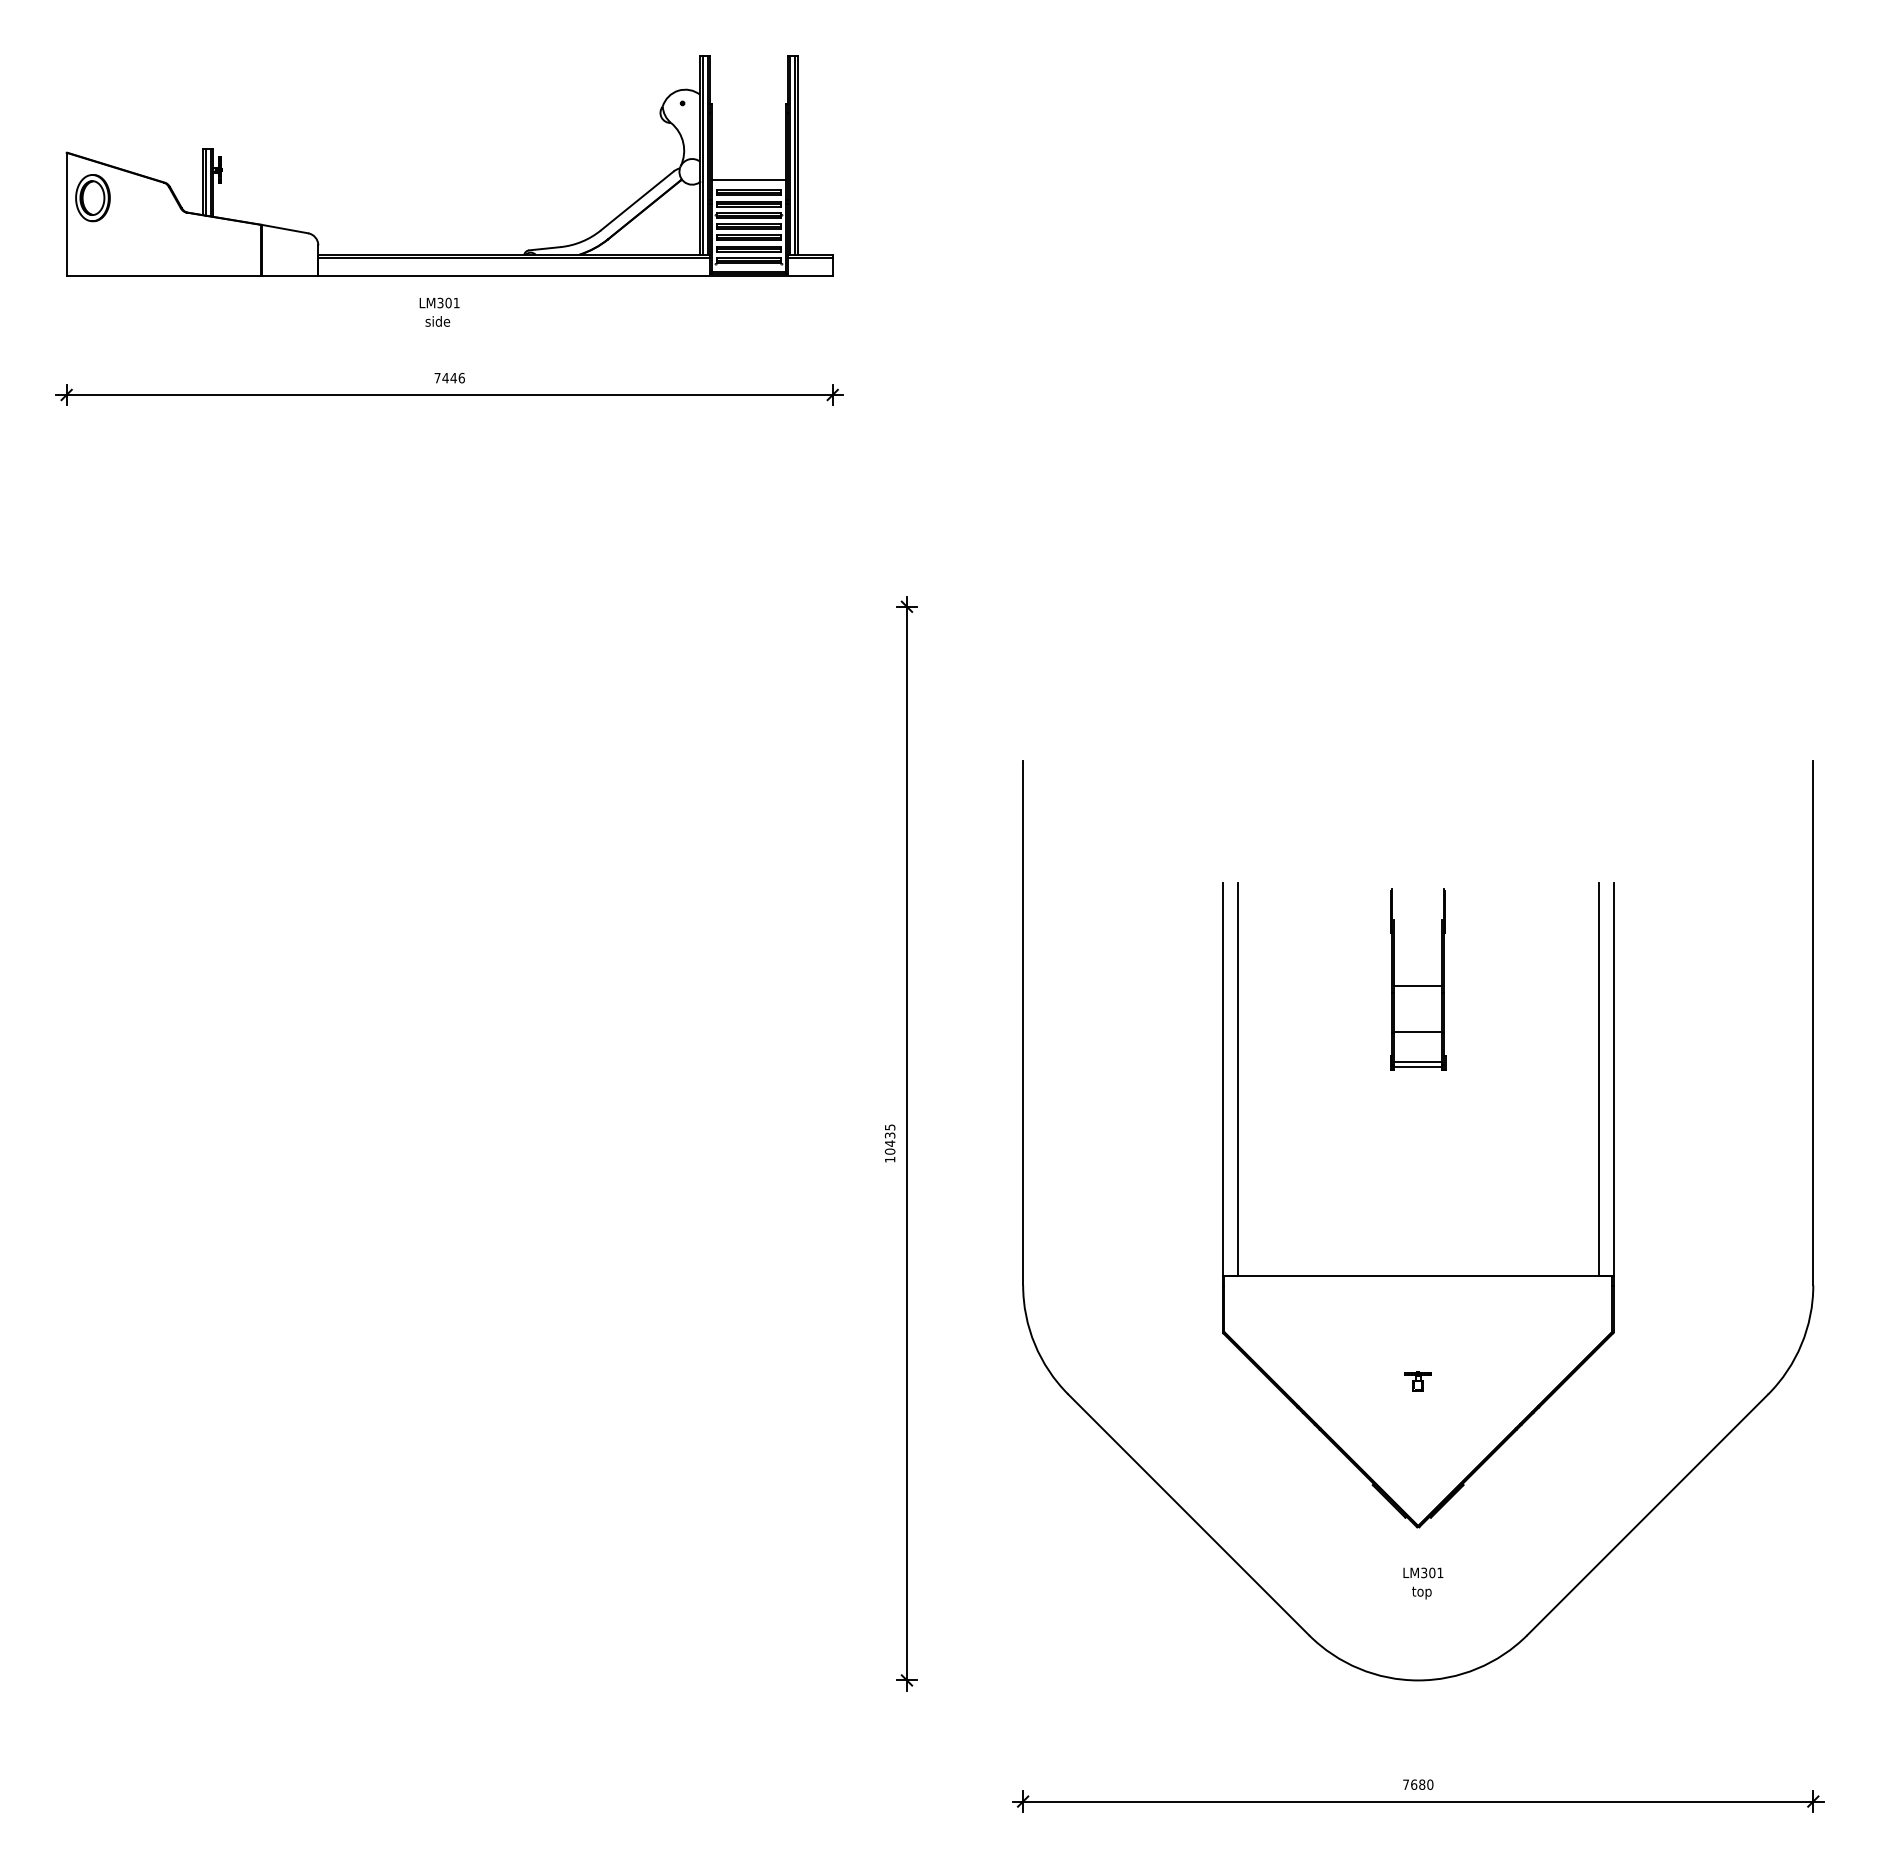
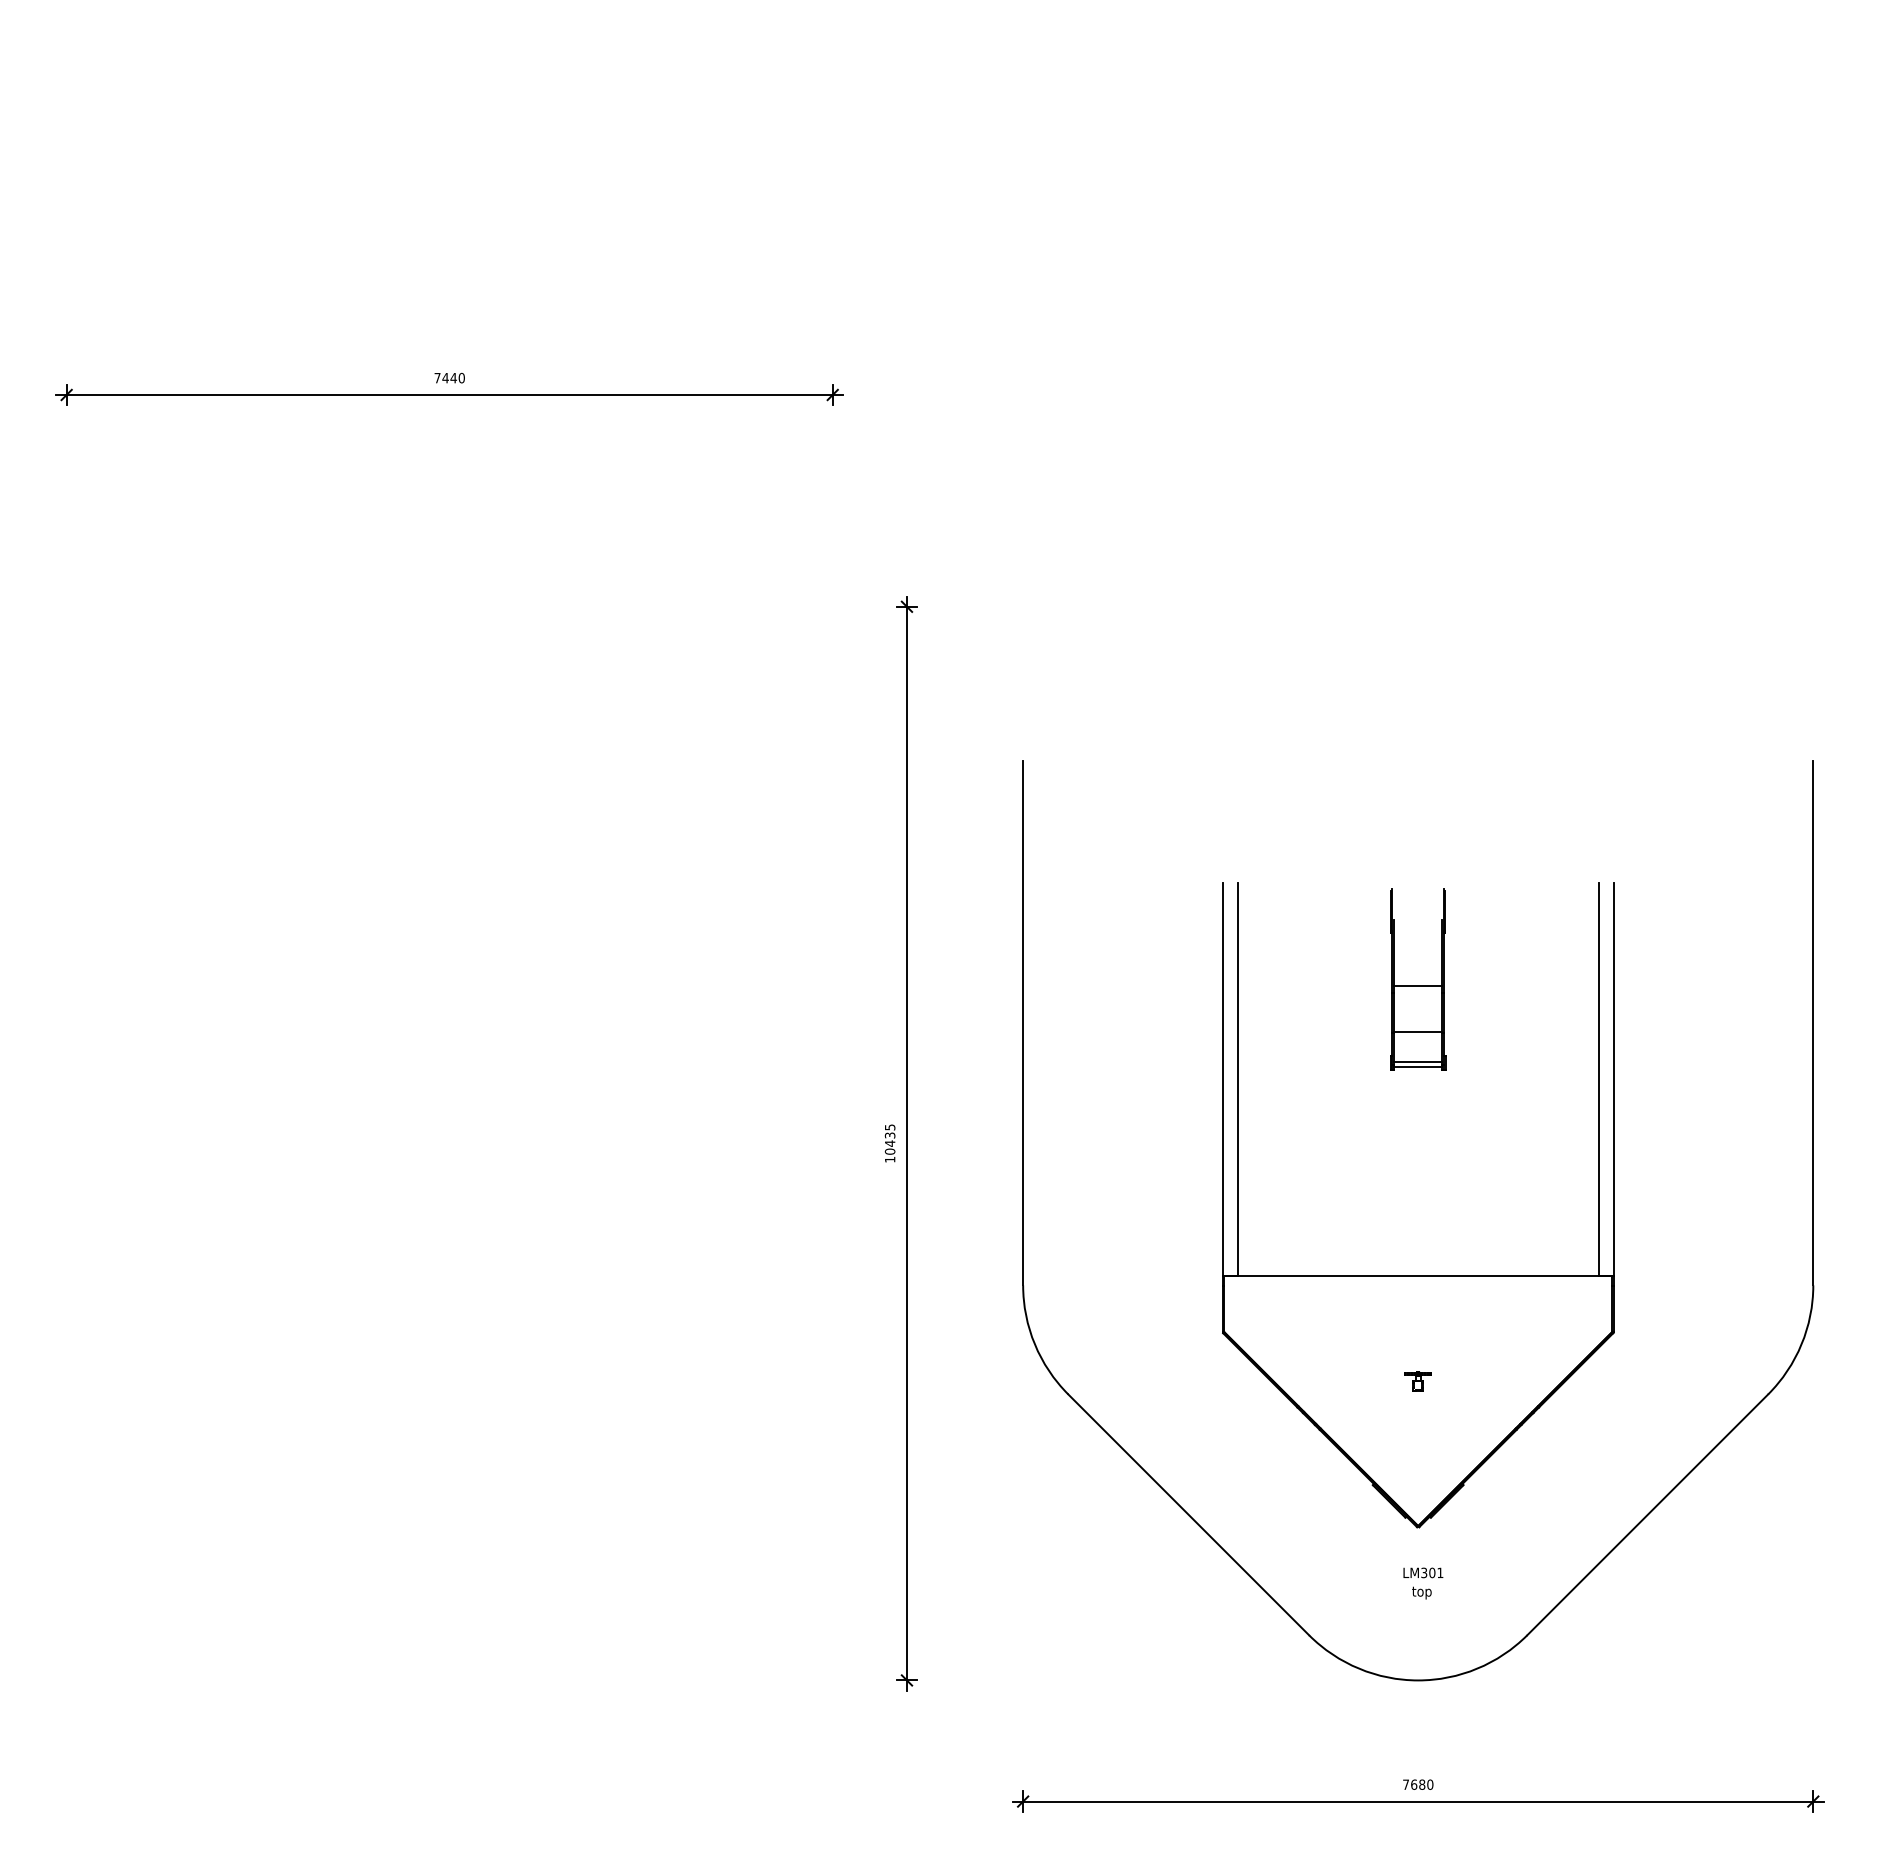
part: present -> none (449, 254)
text: 7446 -> 7440 (461, 377)
